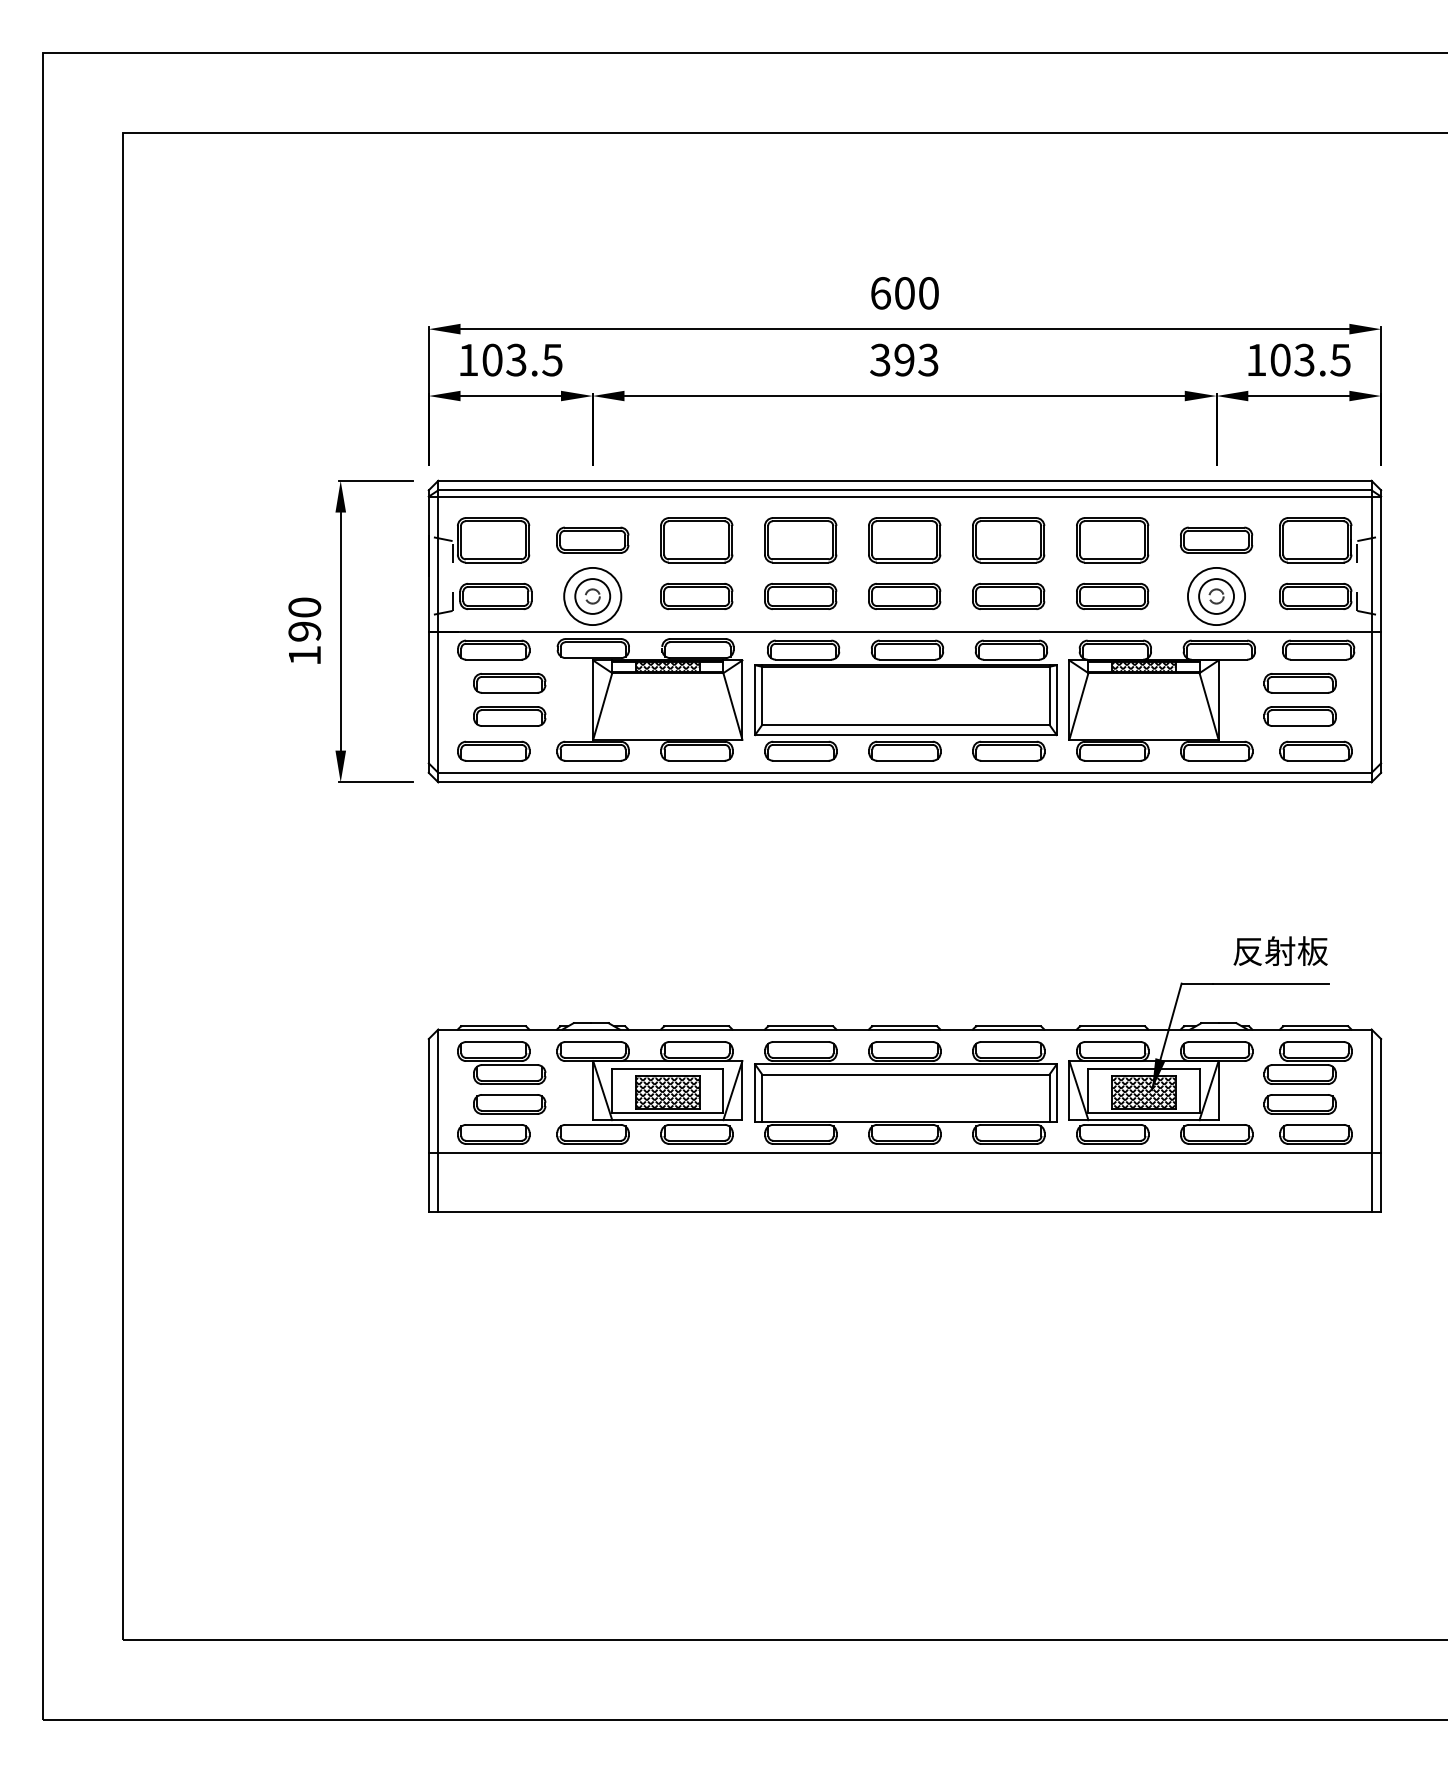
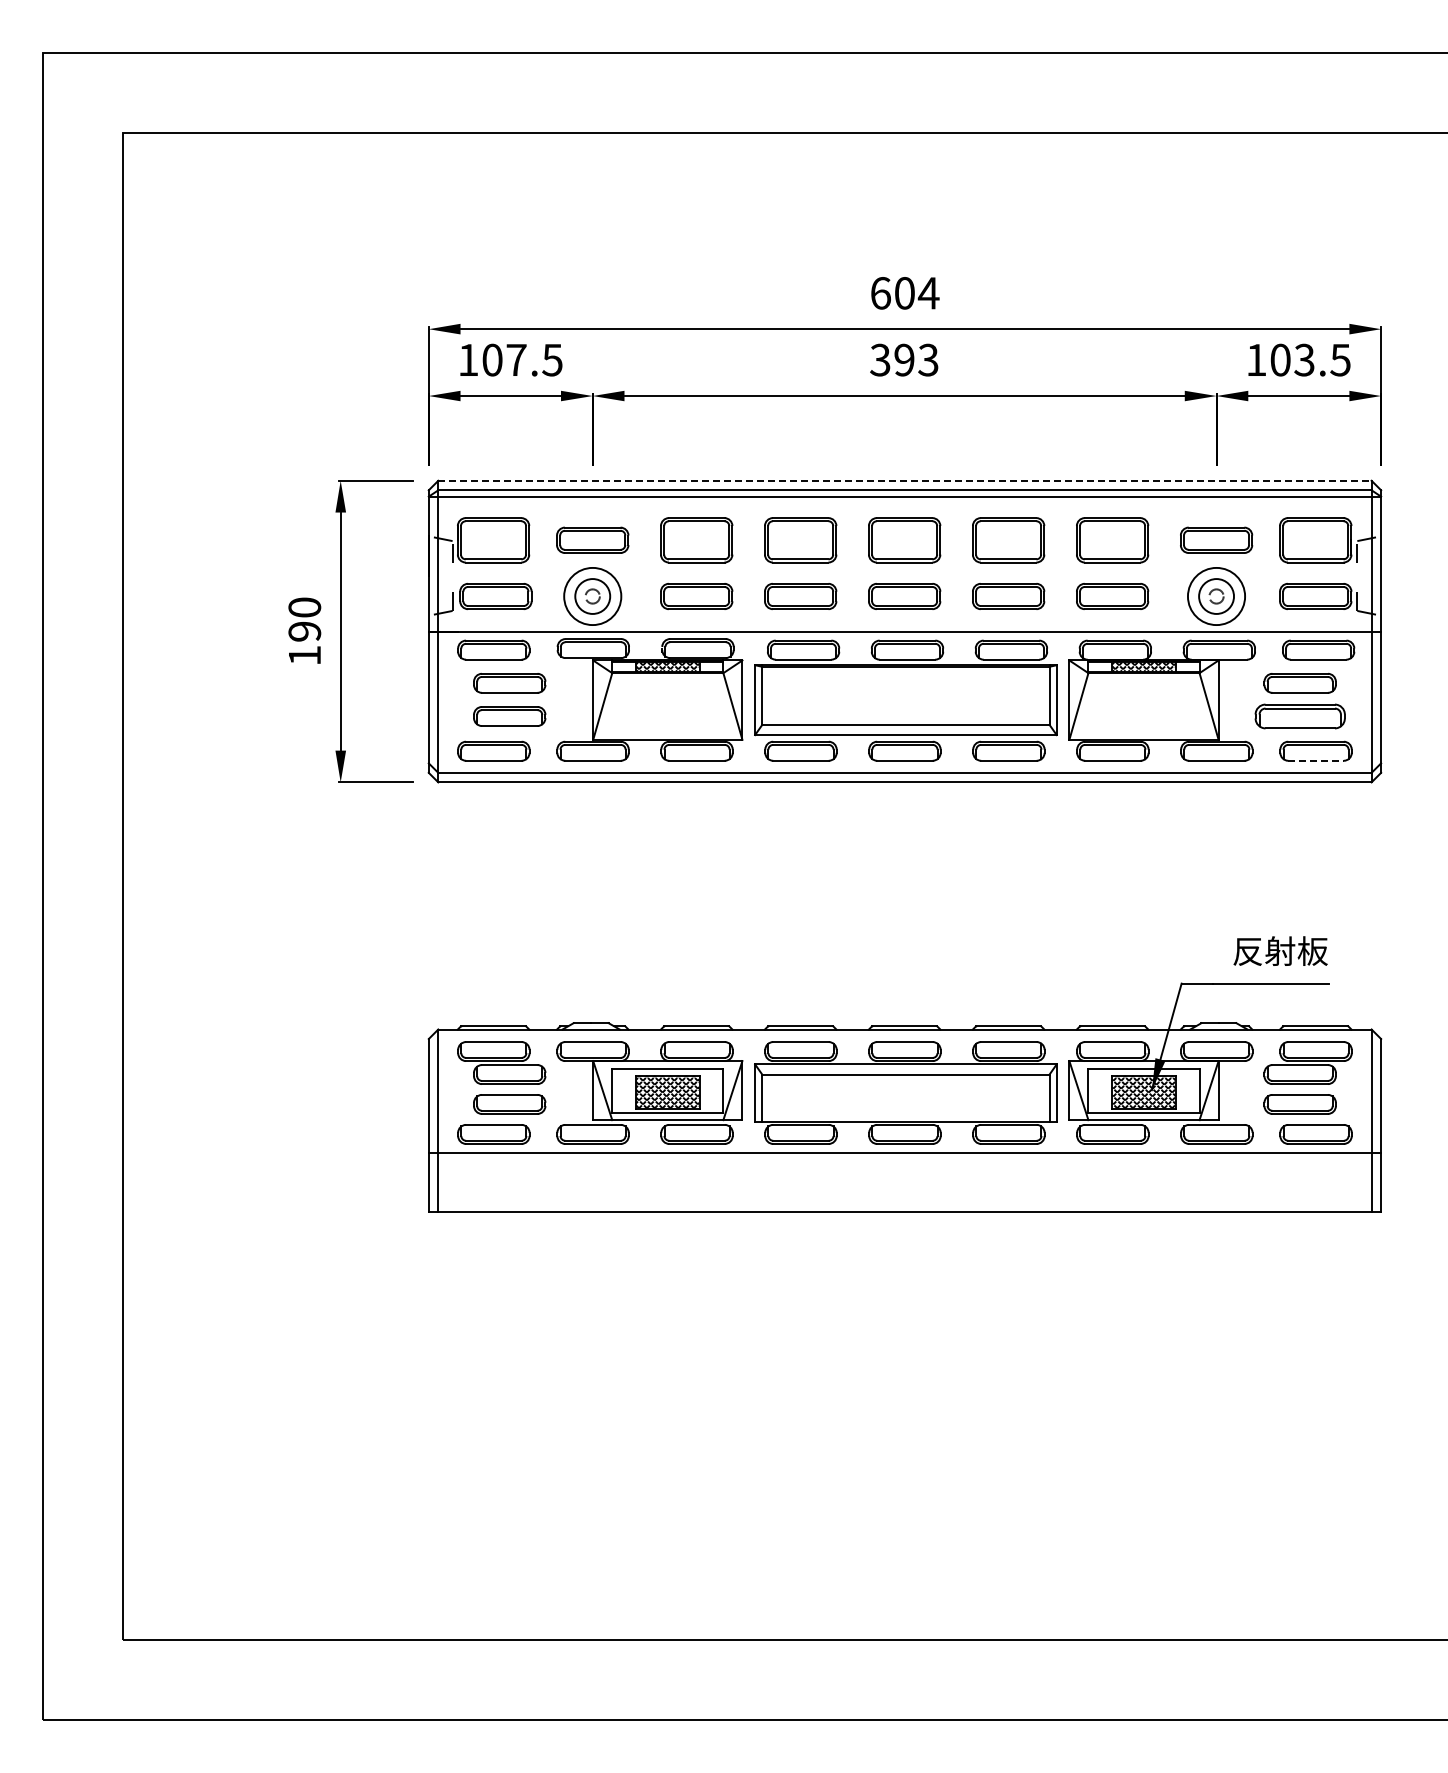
text: 600 -> 604 (928, 293)
text: 103.5 -> 107.5 (516, 359)
line: solid -> dashed (904, 480)
part size: 74x21 px -> 92x27 px (1299, 716)
line: solid -> dashed (1316, 760)
